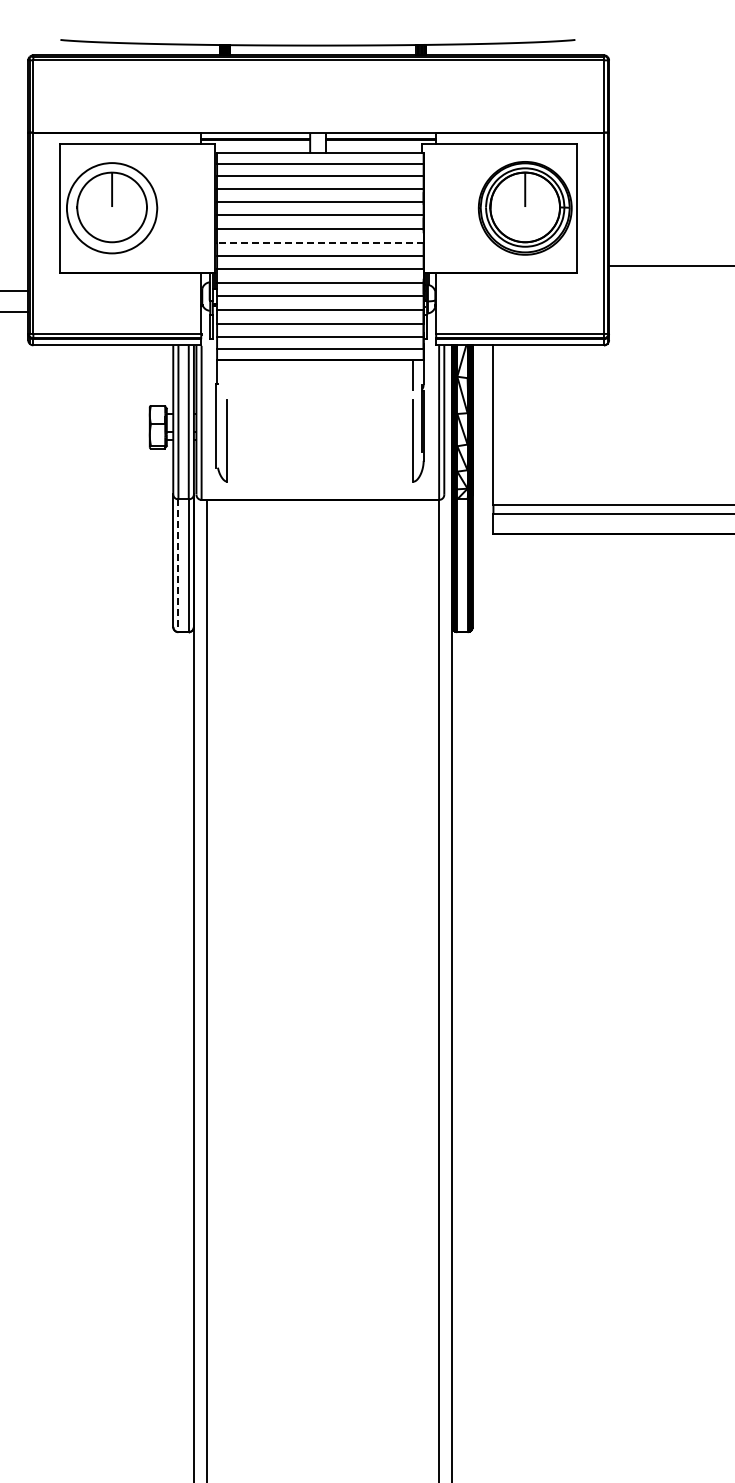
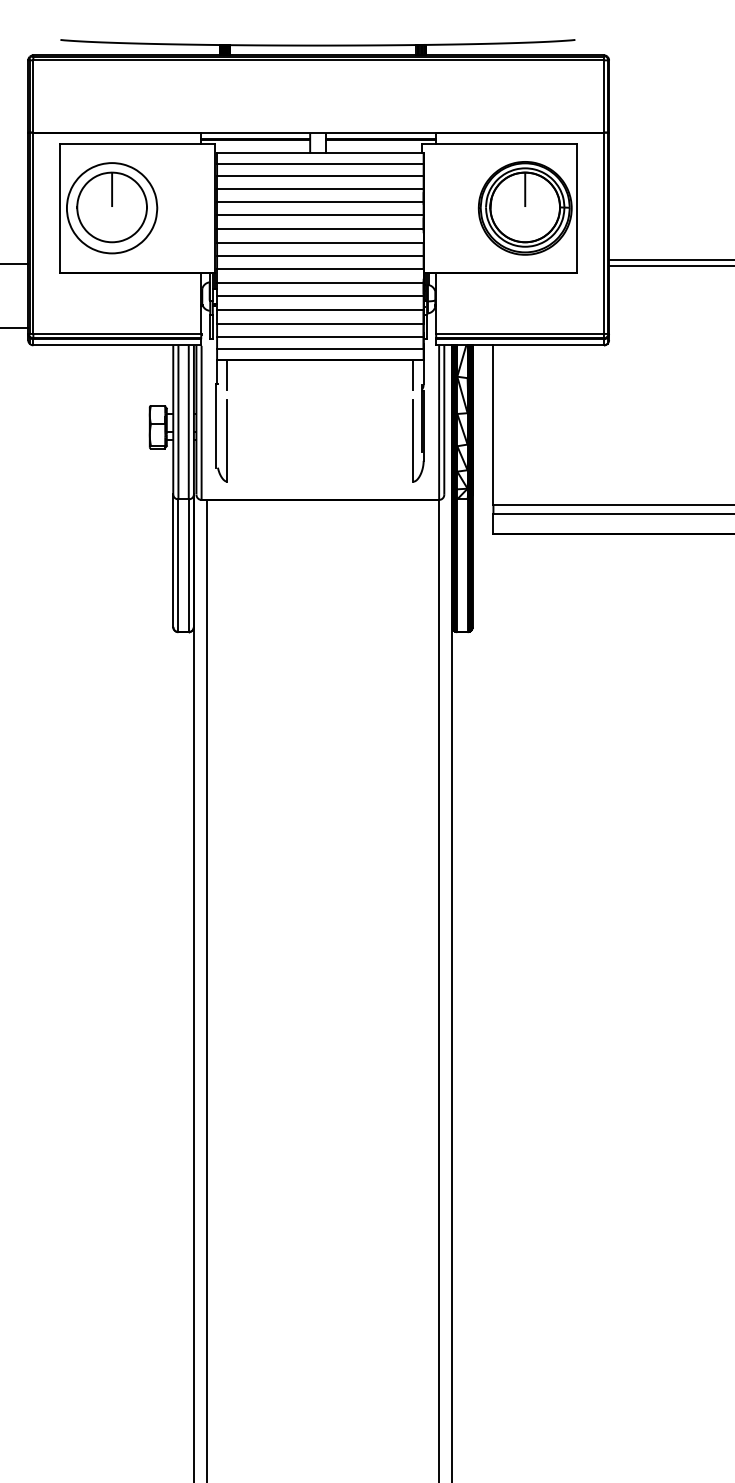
line: dashed -> solid (319, 242)
line: none -> present (670, 259)
line position: (15, 290) -> (15, 263) (15, 263)
line position: (15, 312) -> (15, 328) (15, 328)
line: none -> present (227, 375)
line: dashed -> solid (178, 566)
